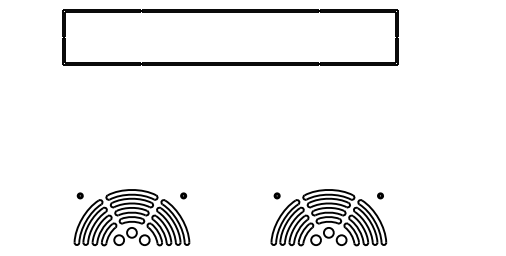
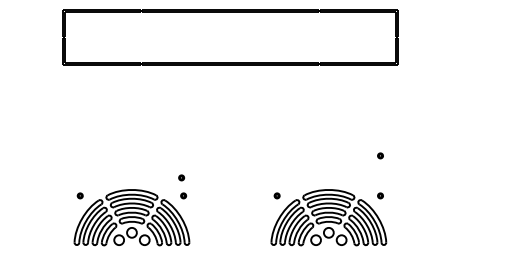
part: none -> present (380, 155)
part: none -> present (181, 177)
